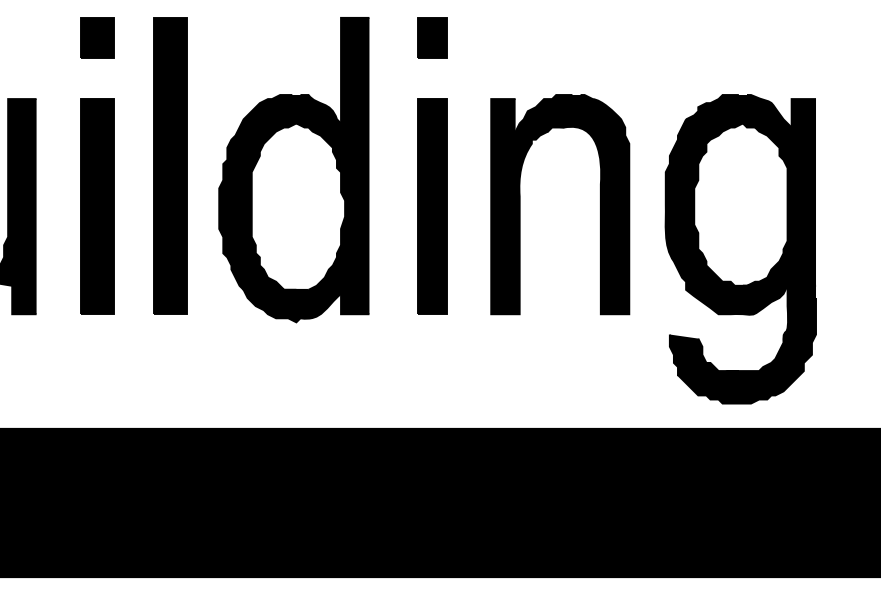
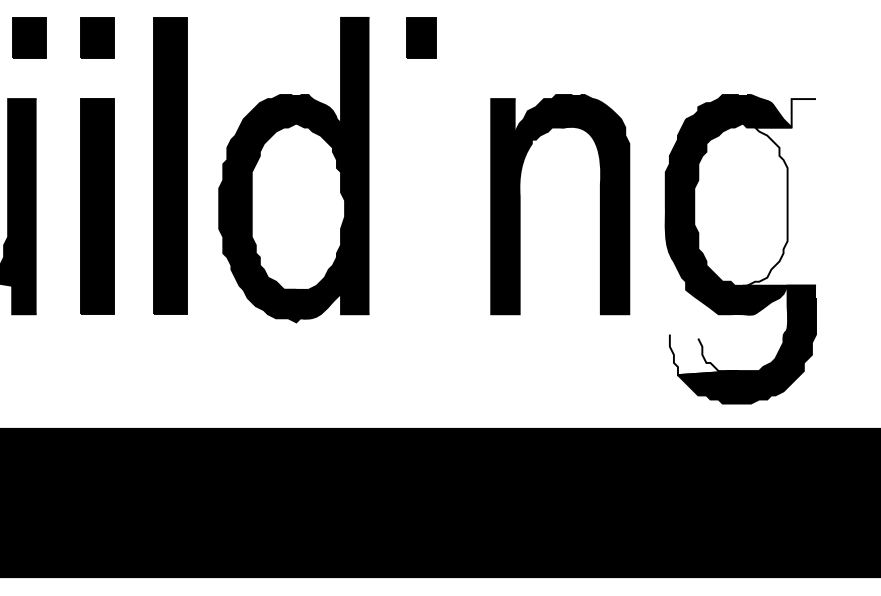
part: none -> present (29, 37)
part position: (432, 37) -> (421, 37) (421, 37)
fill: present -> none (779, 192)
part: present -> none (432, 206)
fill: present -> none (703, 354)
